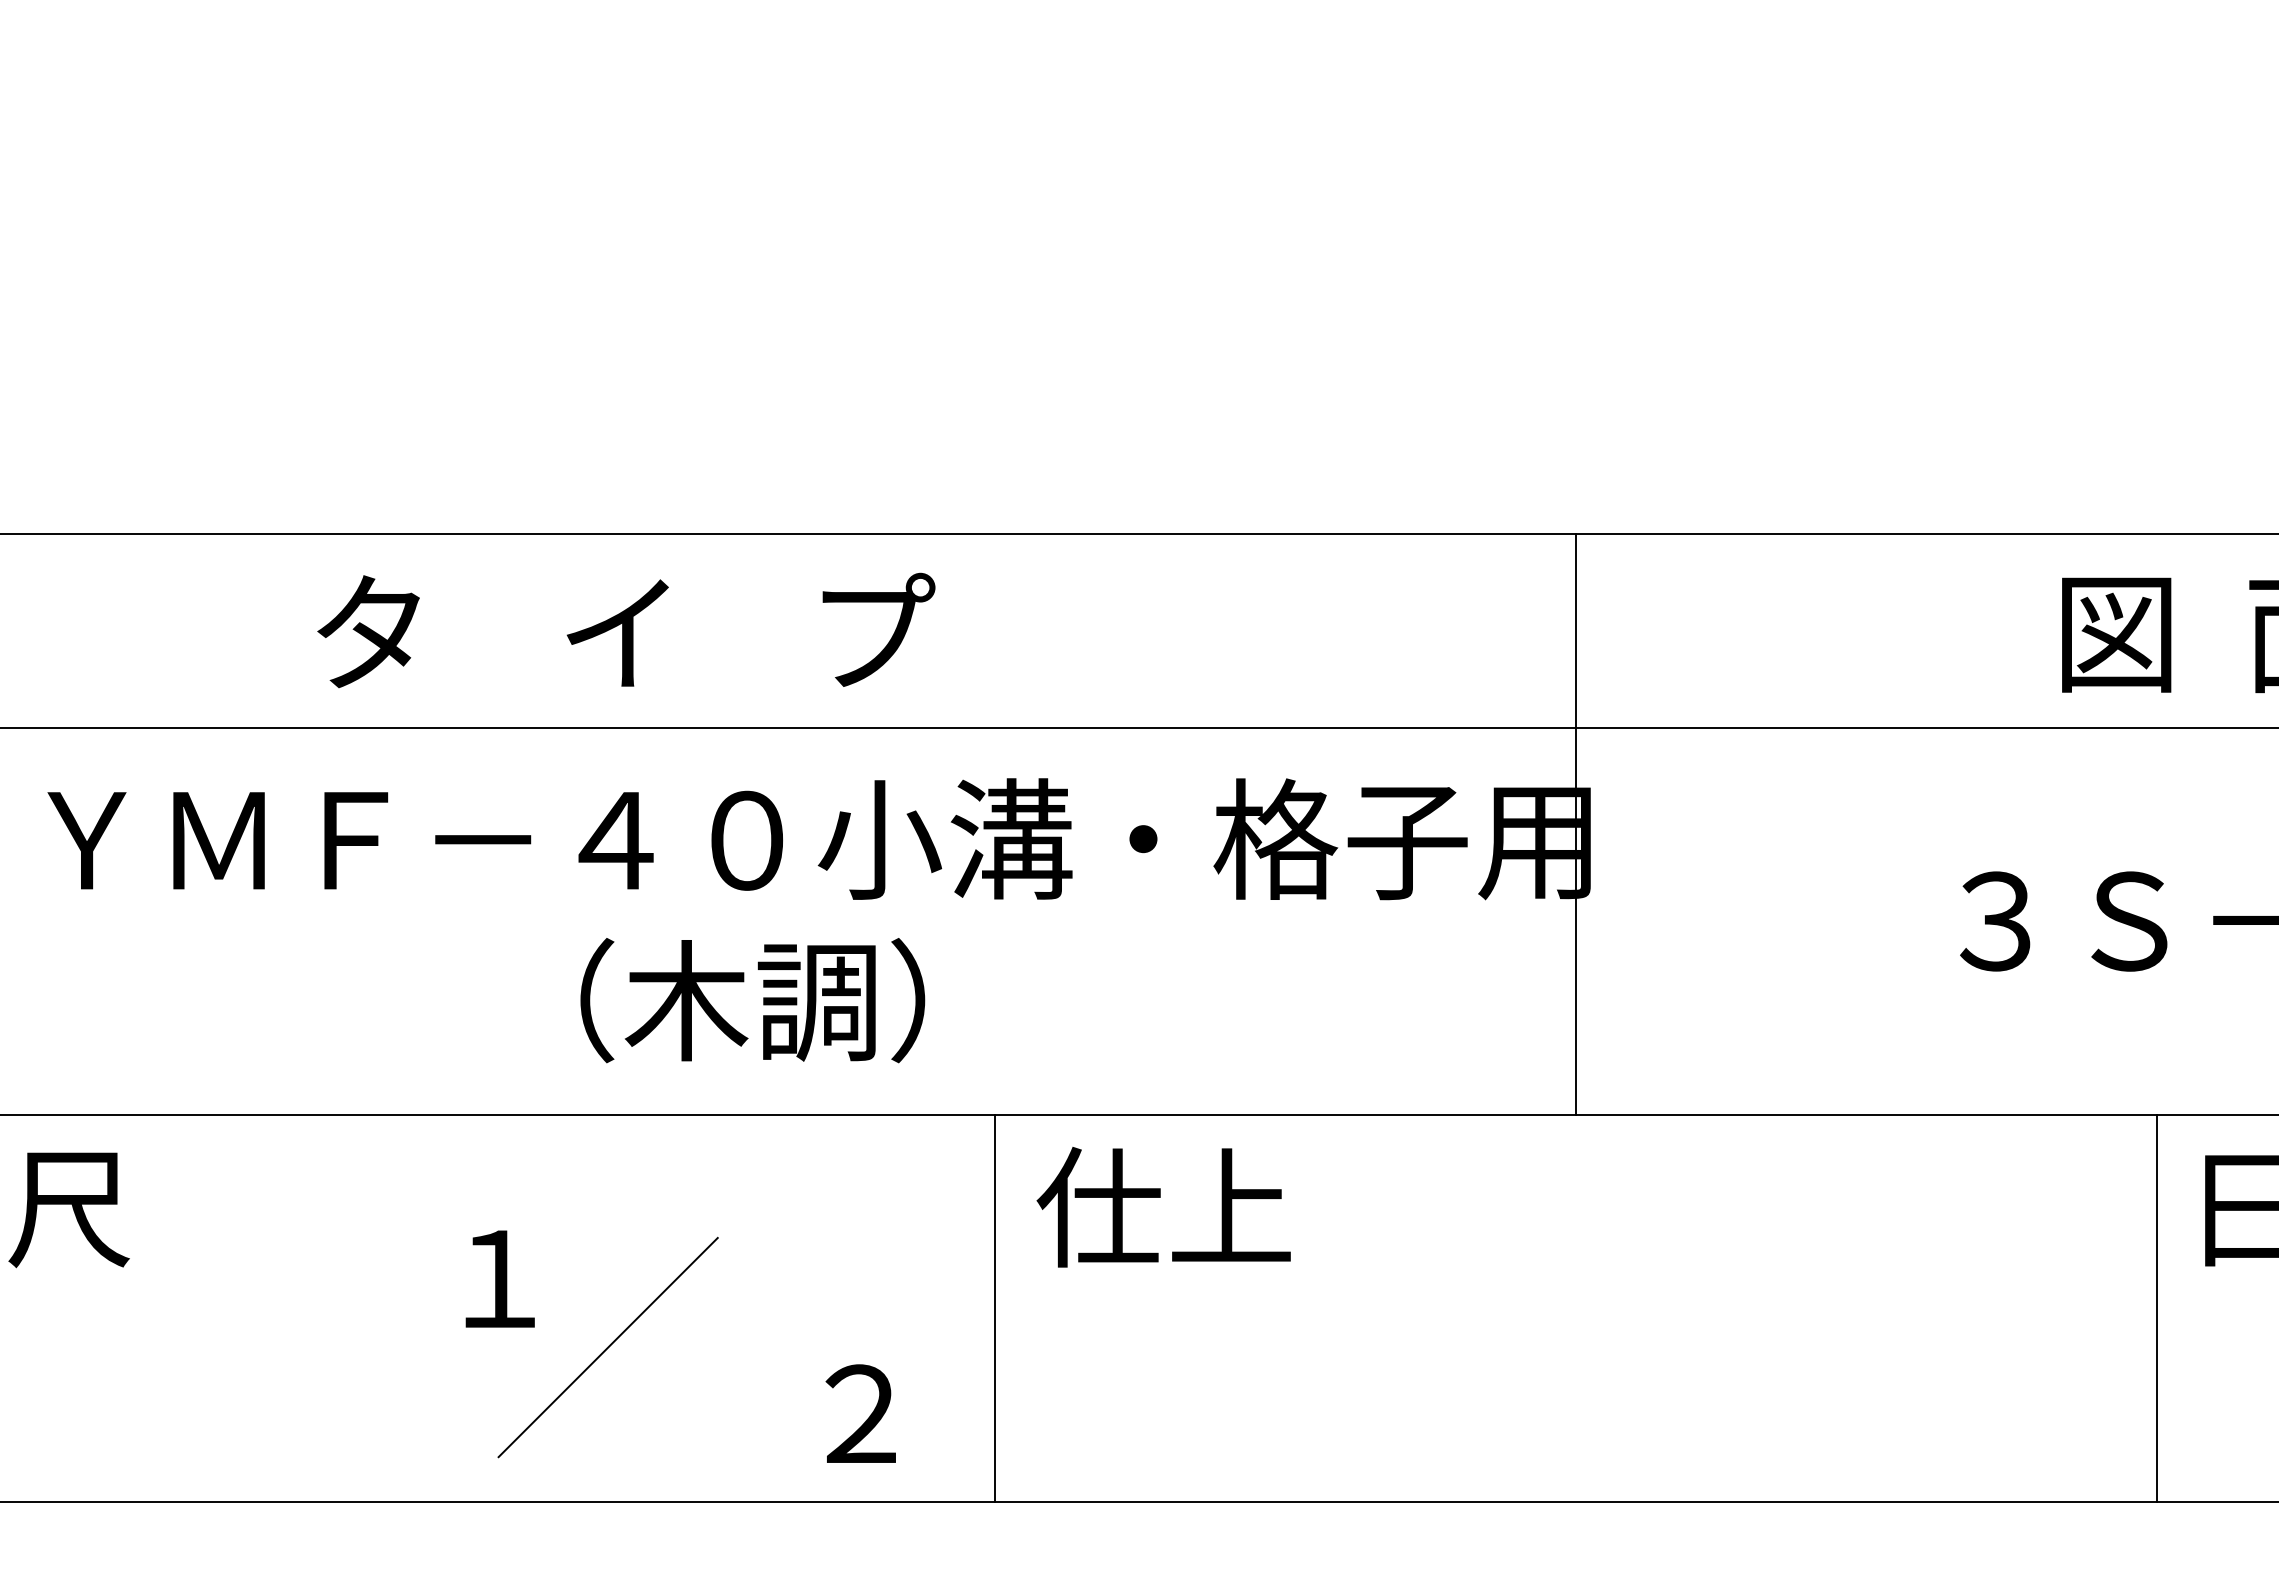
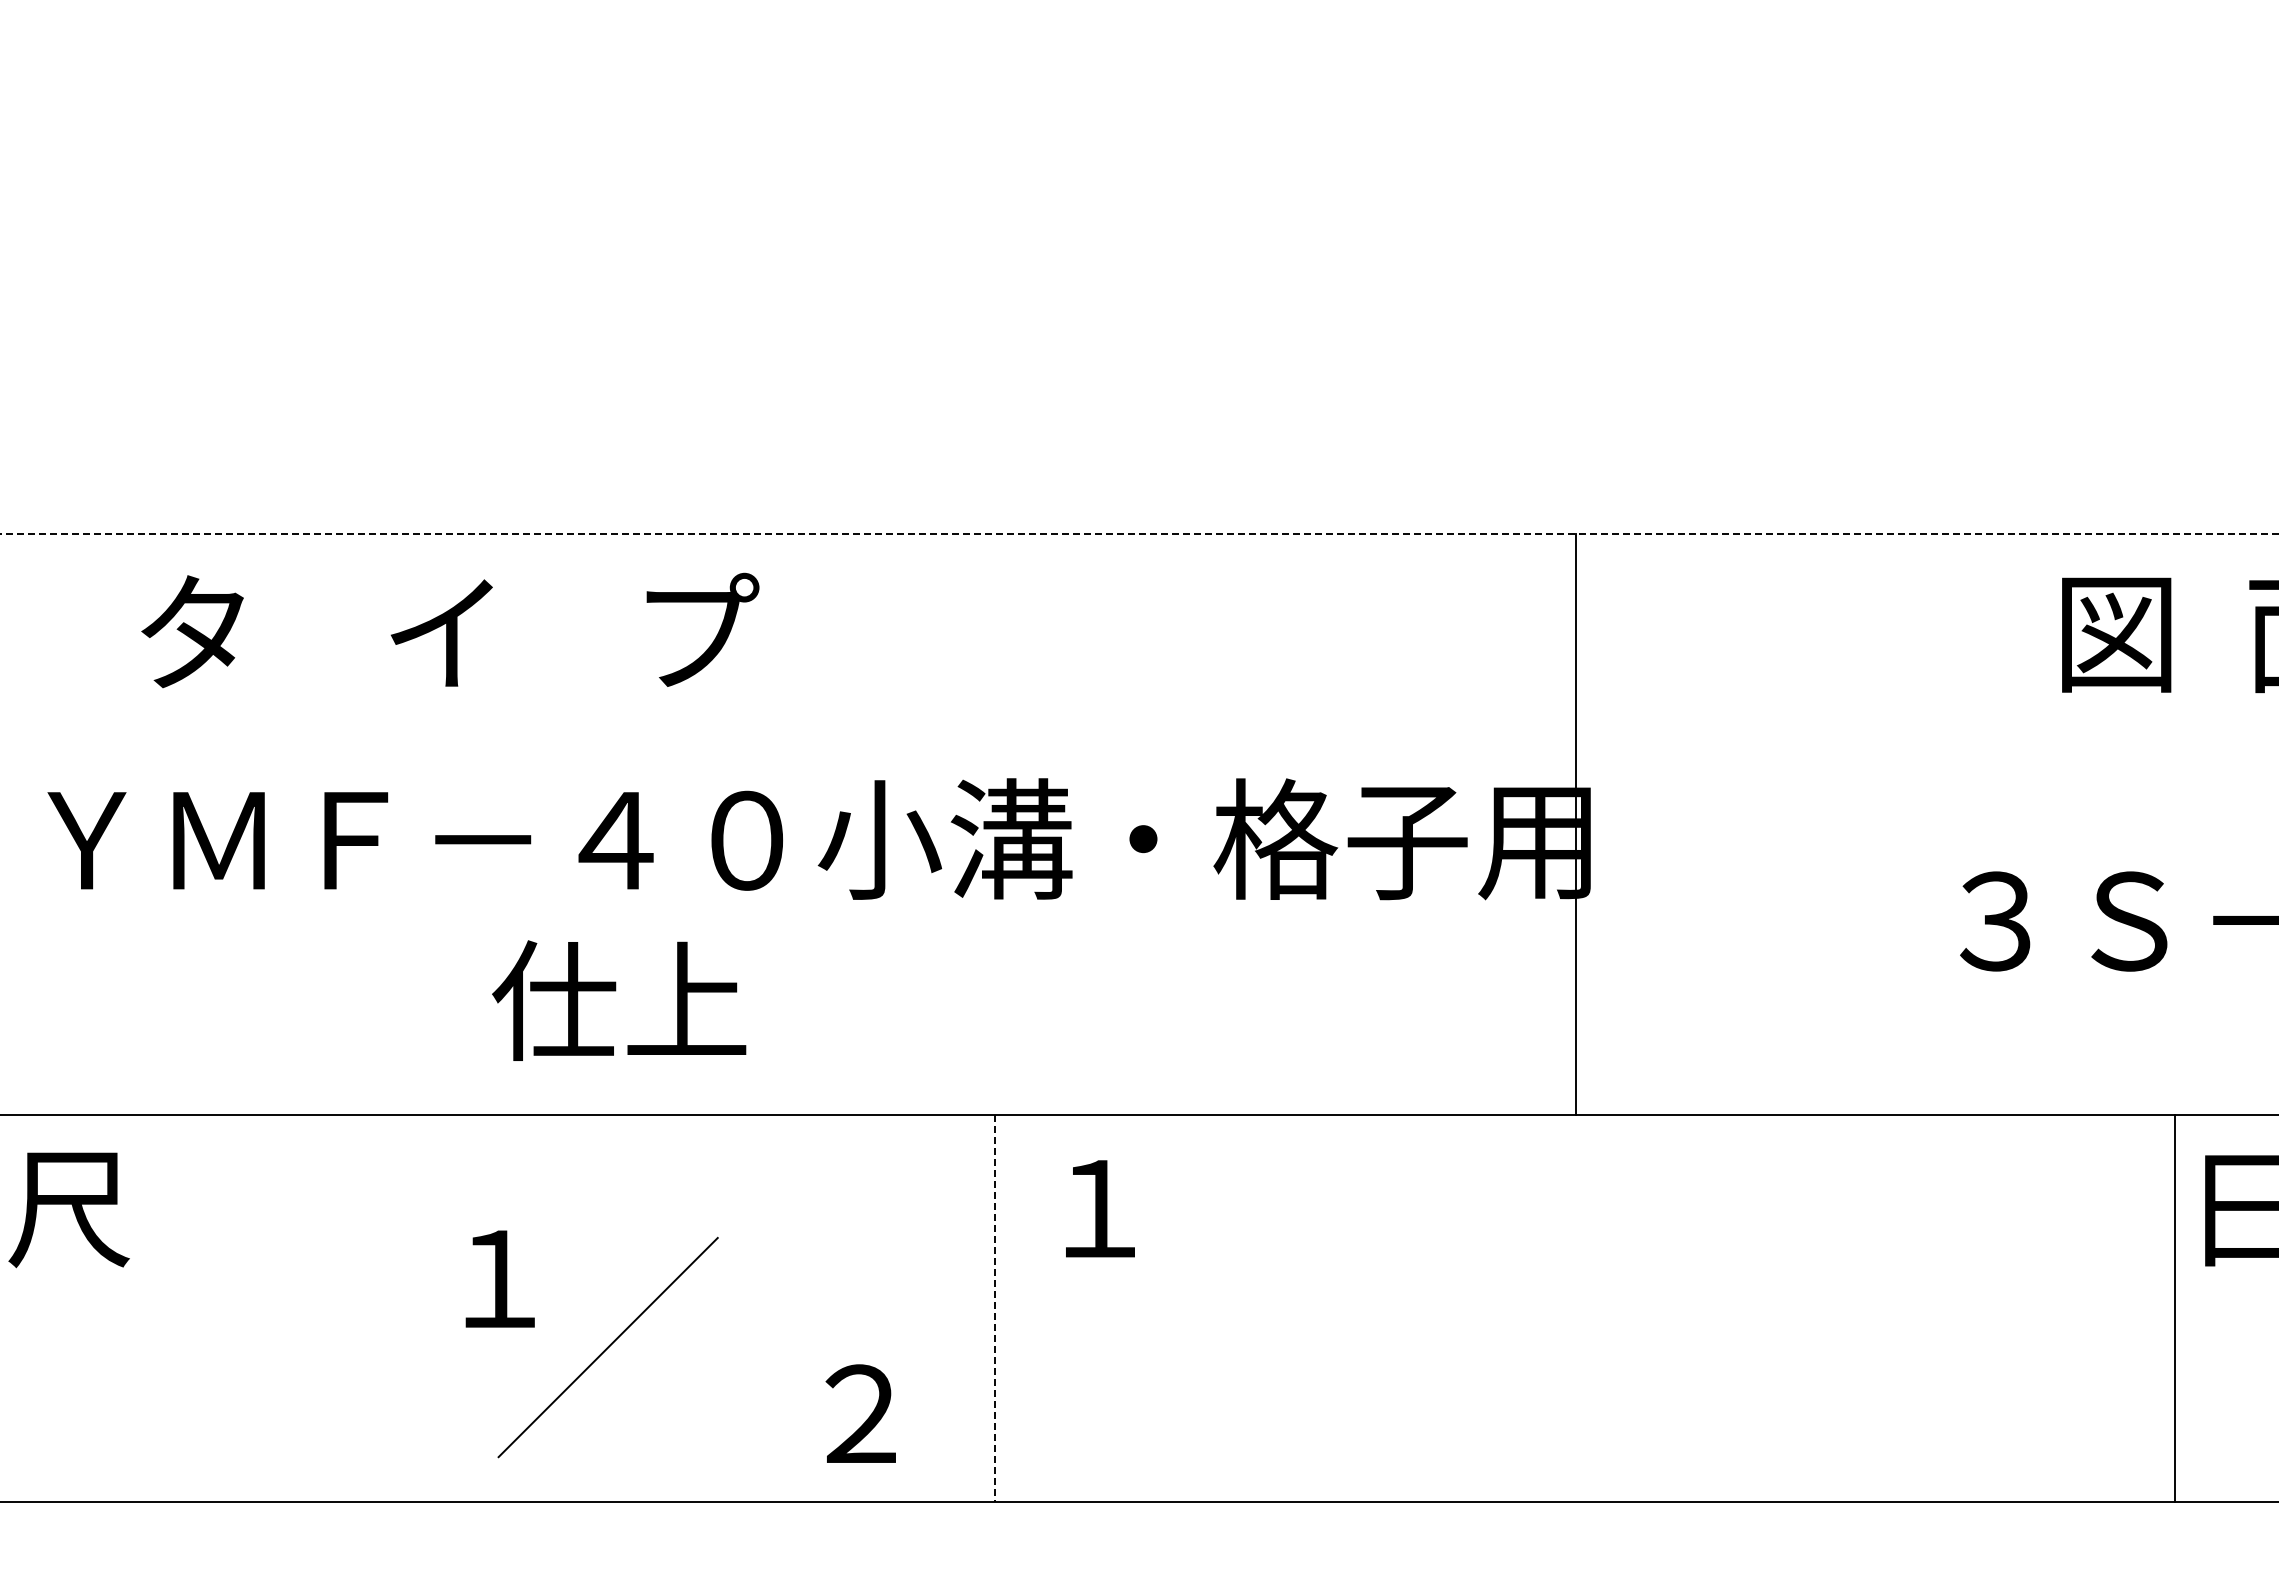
line: solid -> dashed (1139, 534)
text position: (626, 630) -> (450, 630) (450, 630)
line: present -> none (1138, 728)
text: （木調） -> 仕上 (708, 1000)
text: 仕上 -> １ (1163, 1206)
line: solid -> dashed (995, 1308)
line position: (2156, 1308) -> (2174, 1308) (2174, 1308)
